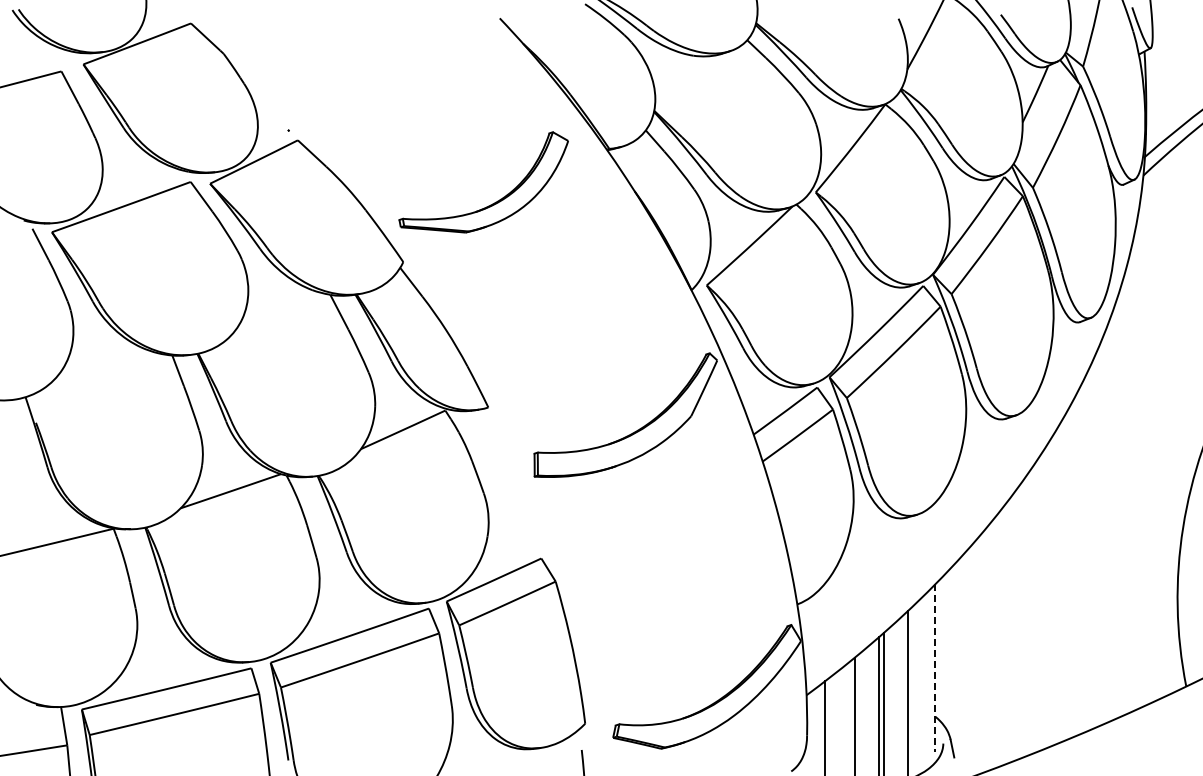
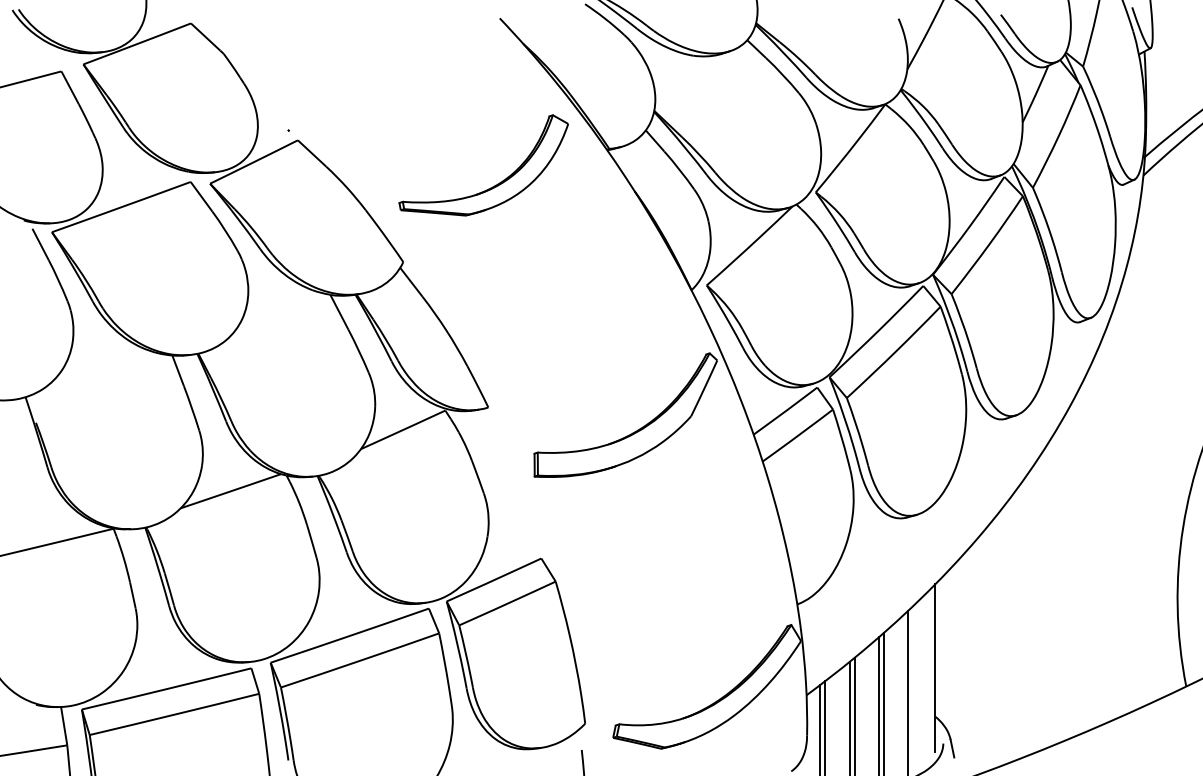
part position: (497, 200) -> (497, 183) (497, 183)
line: dashed -> solid (935, 668)
line: none -> present (849, 717)
line: none -> present (820, 728)
